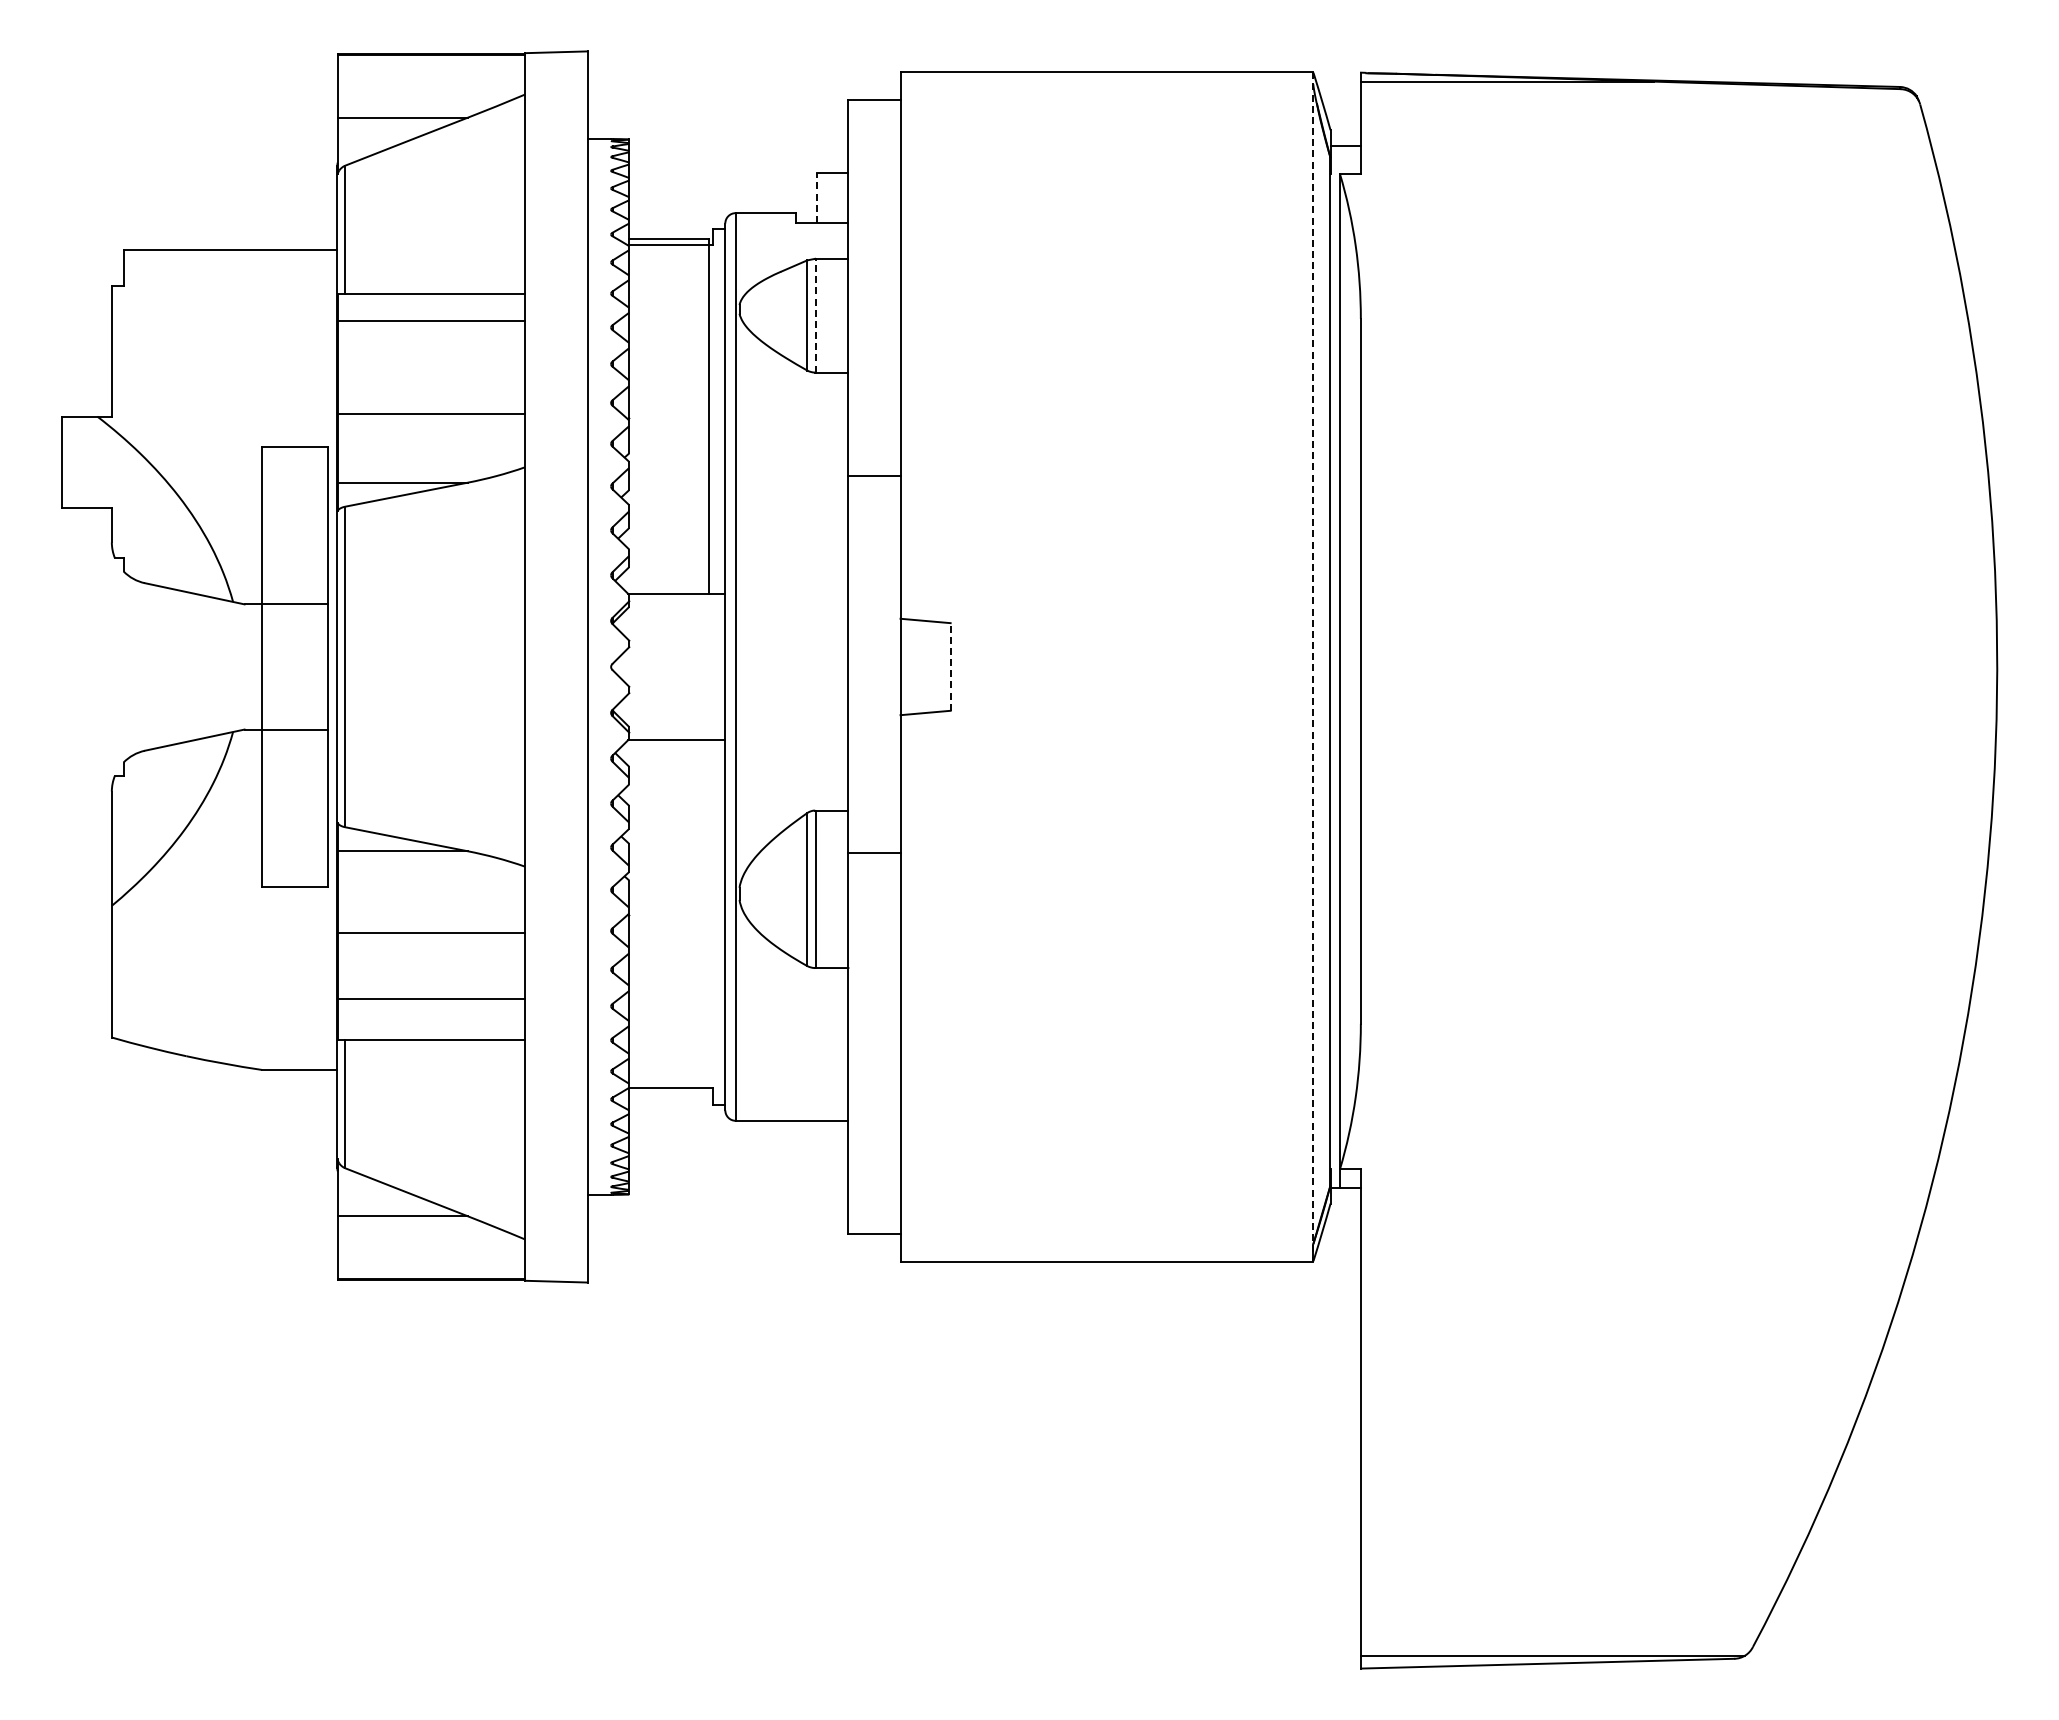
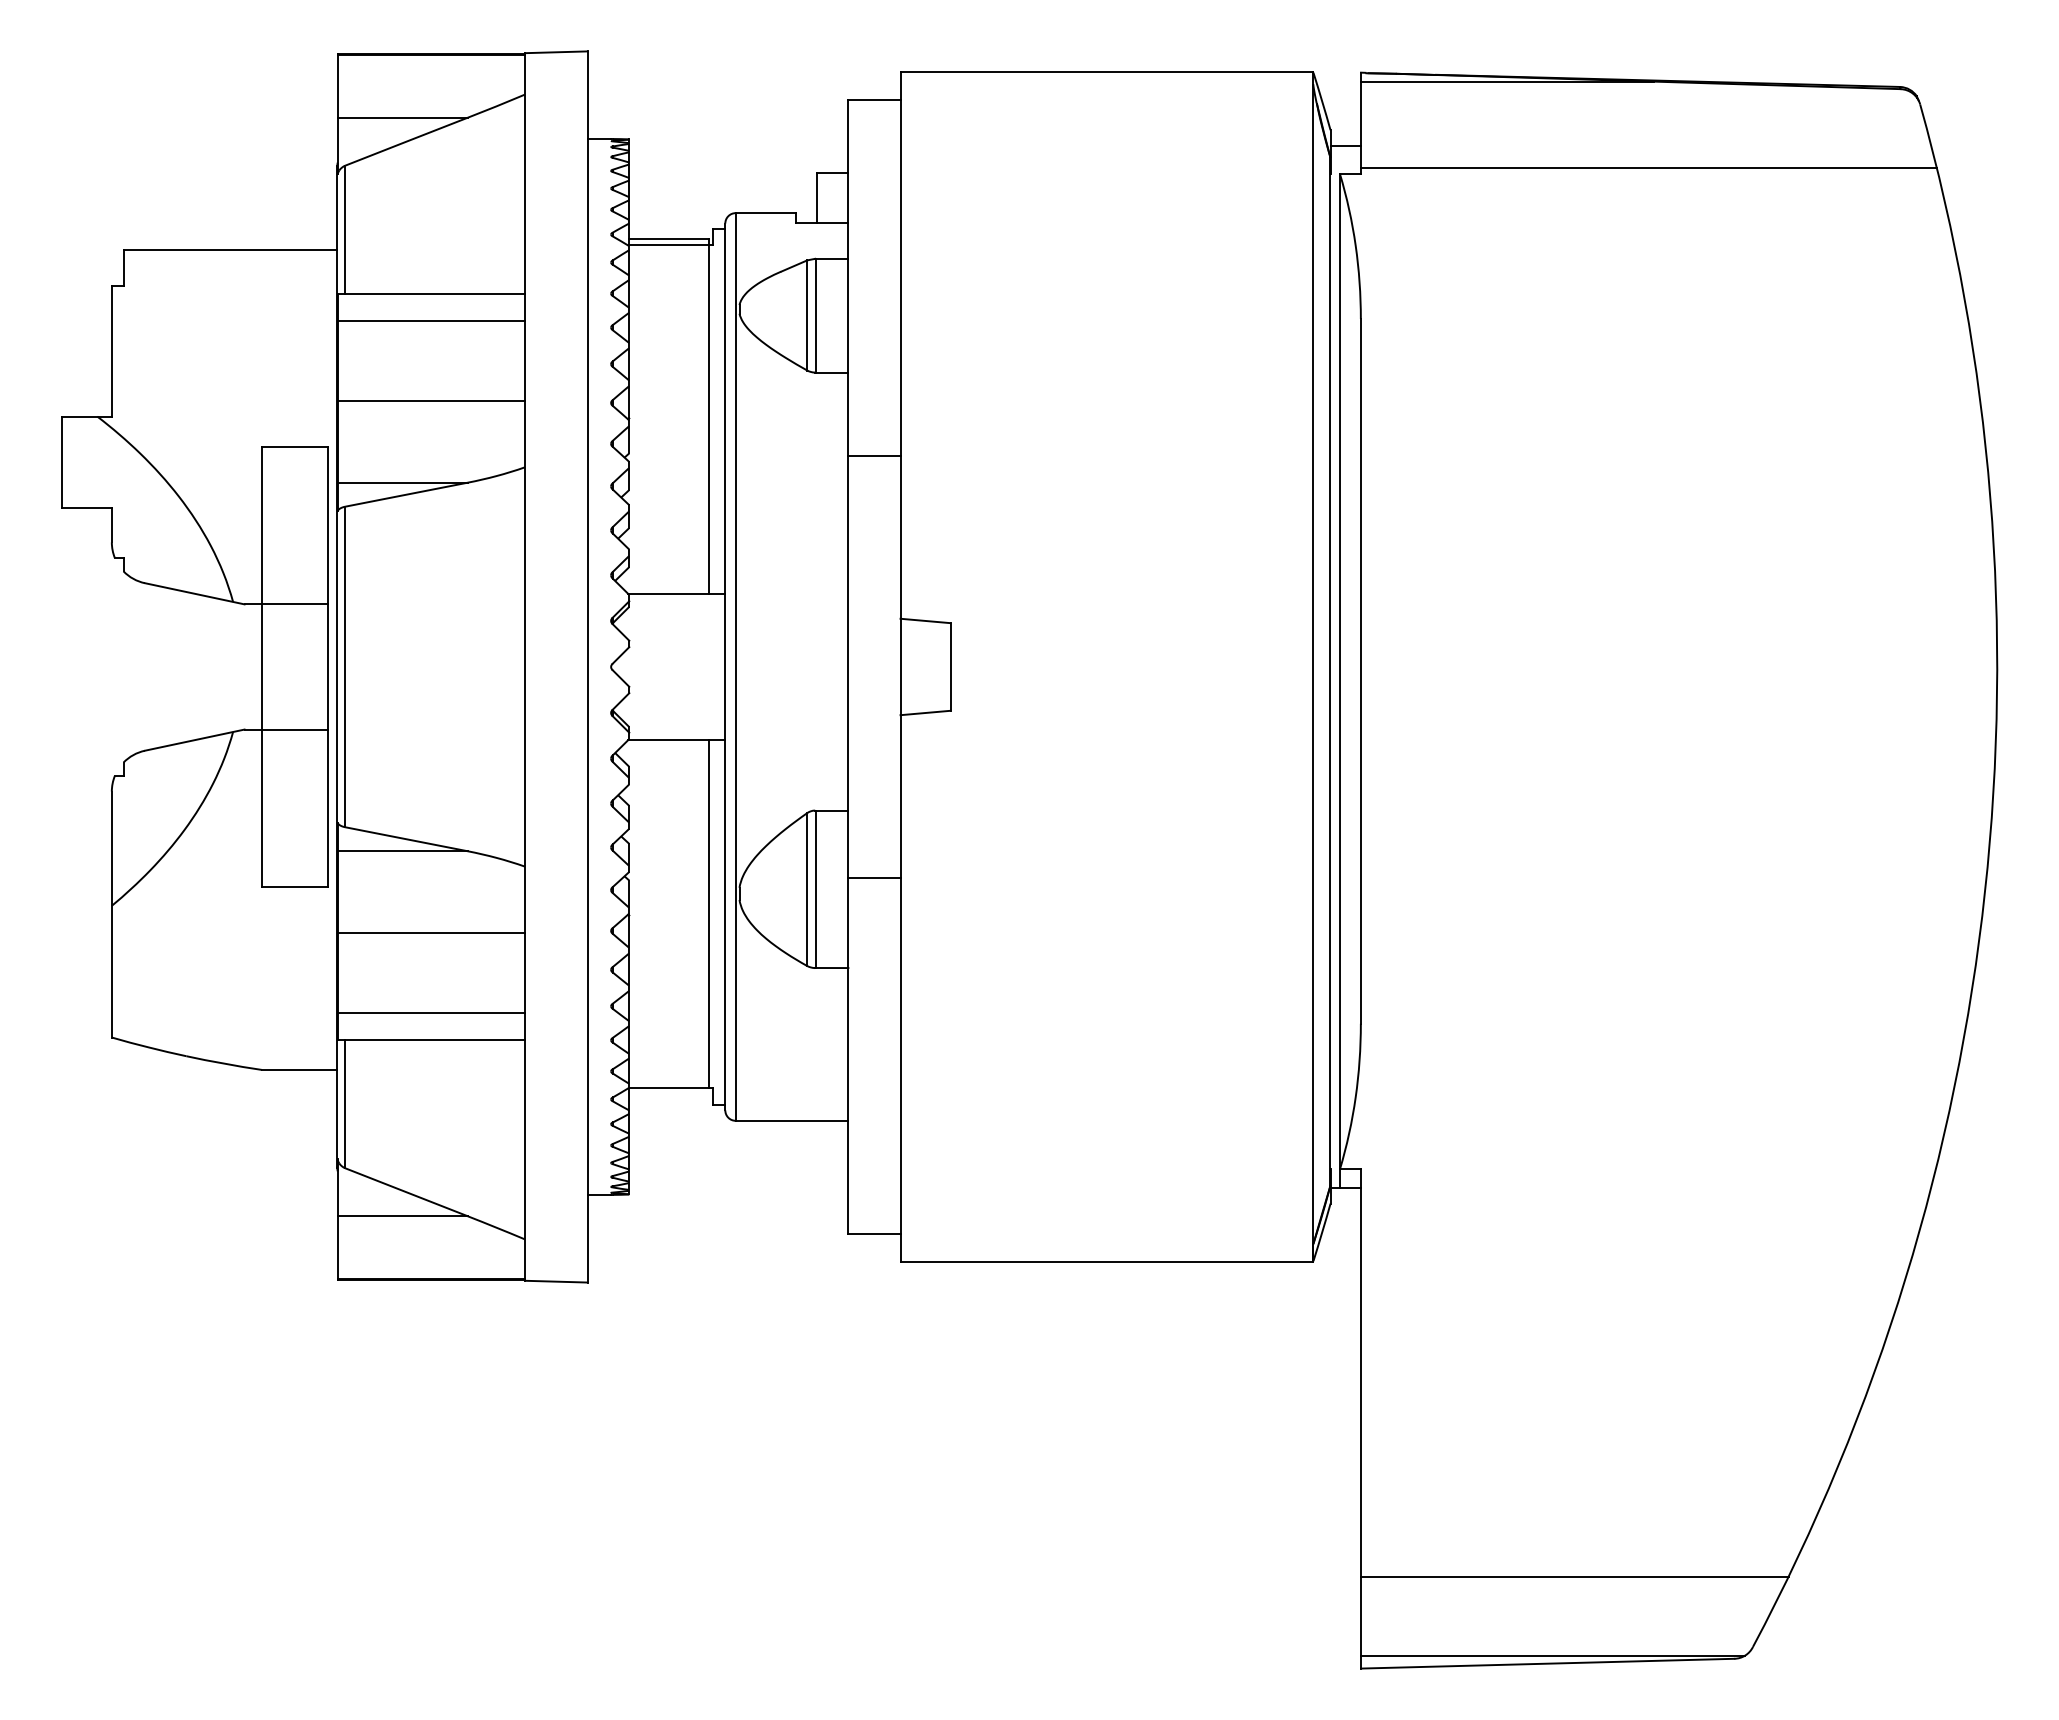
line: none -> present (1648, 167)
line: dashed -> solid (817, 198)
line: dashed -> solid (815, 315)
line position: (430, 414) -> (430, 401) (430, 401)
line position: (874, 476) -> (874, 456) (874, 456)
line: dashed -> solid (950, 666)
line: dashed -> solid (1313, 666)
line position: (874, 852) -> (874, 877) (874, 877)
line: none -> present (708, 914)
line position: (430, 999) -> (430, 1013) (430, 1013)
line: none -> present (1574, 1576)
